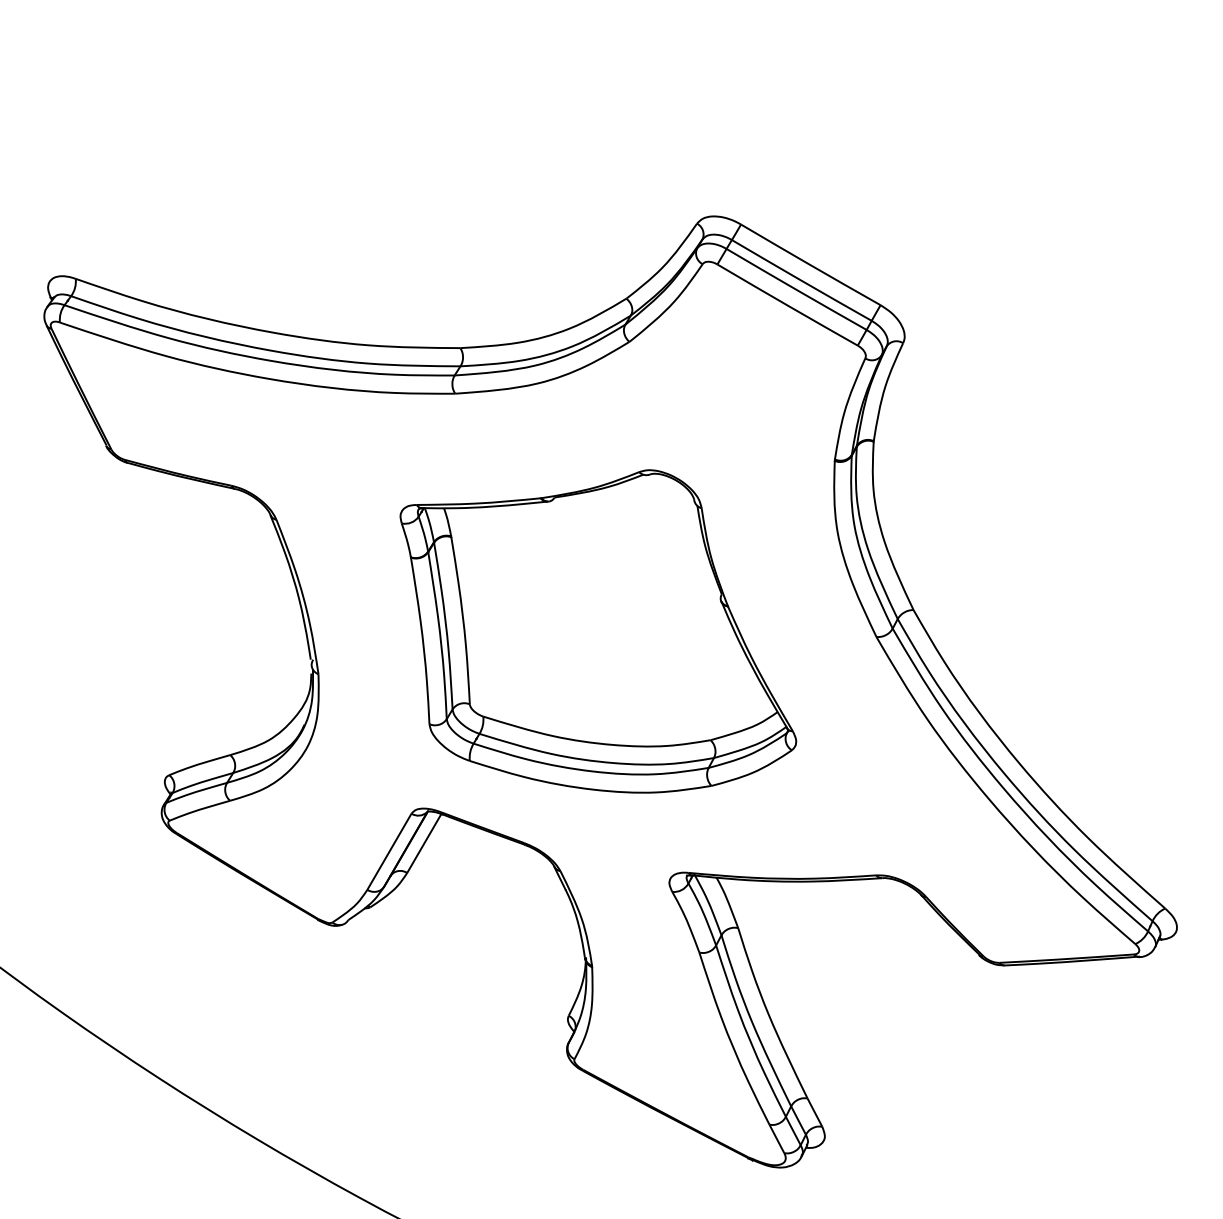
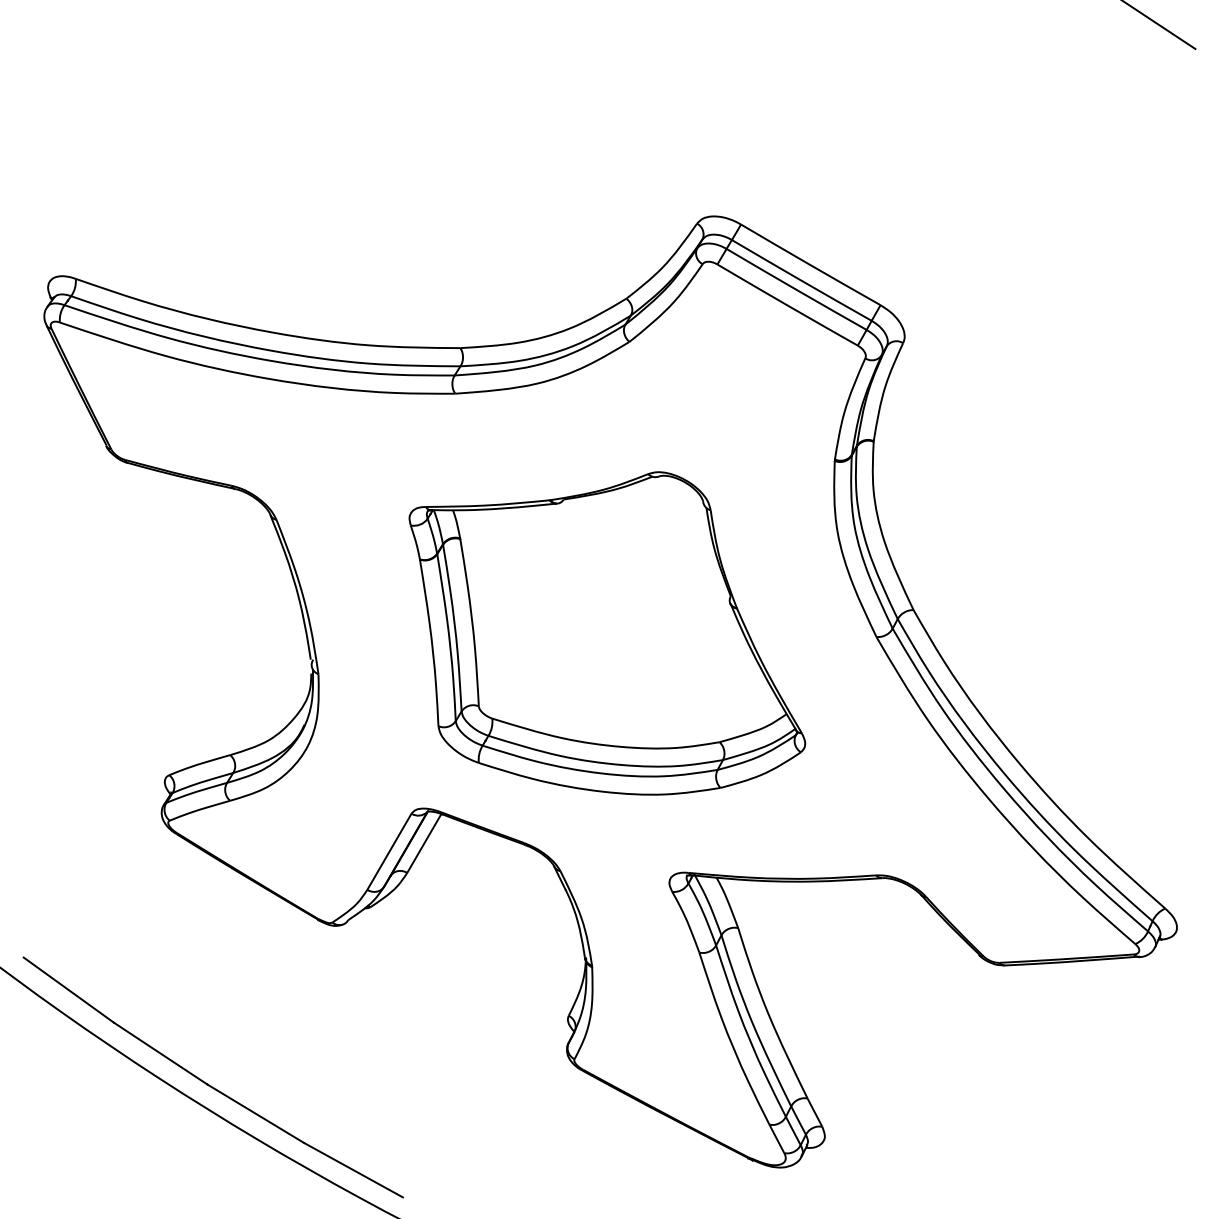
line: none -> present (1159, 25)
part position: (598, 631) -> (607, 633) (607, 633)
part: none -> present (208, 1083)
